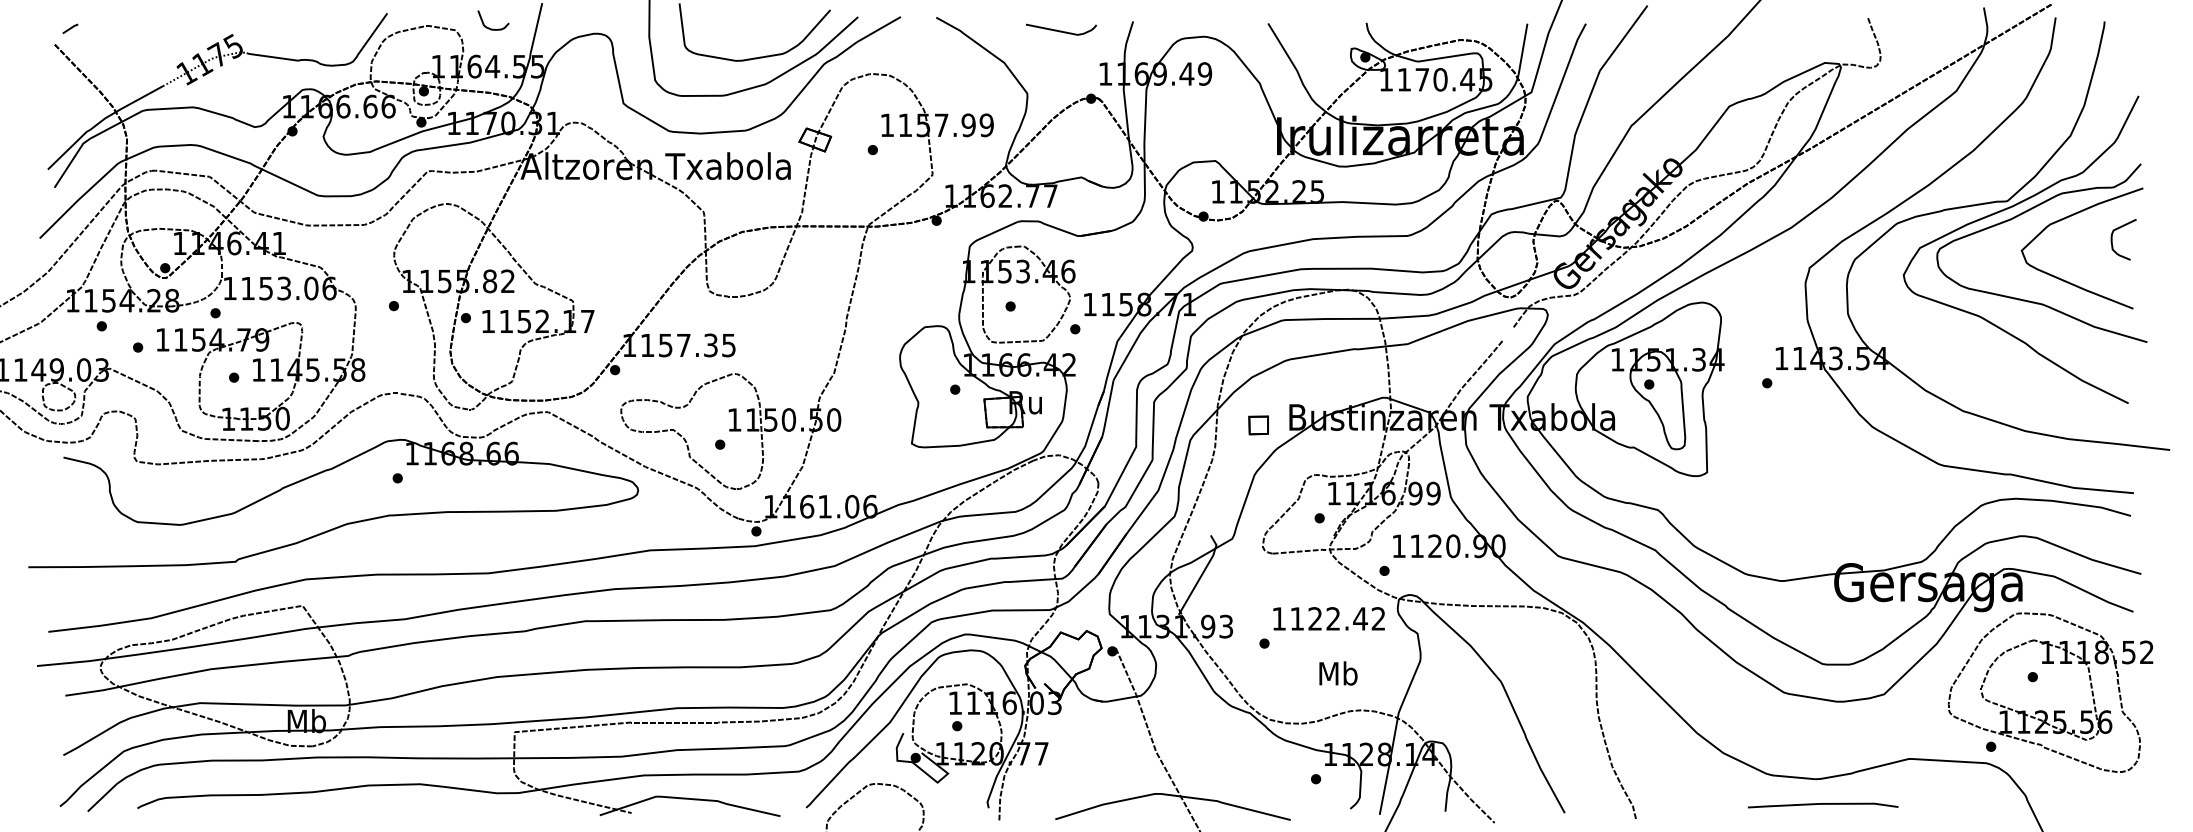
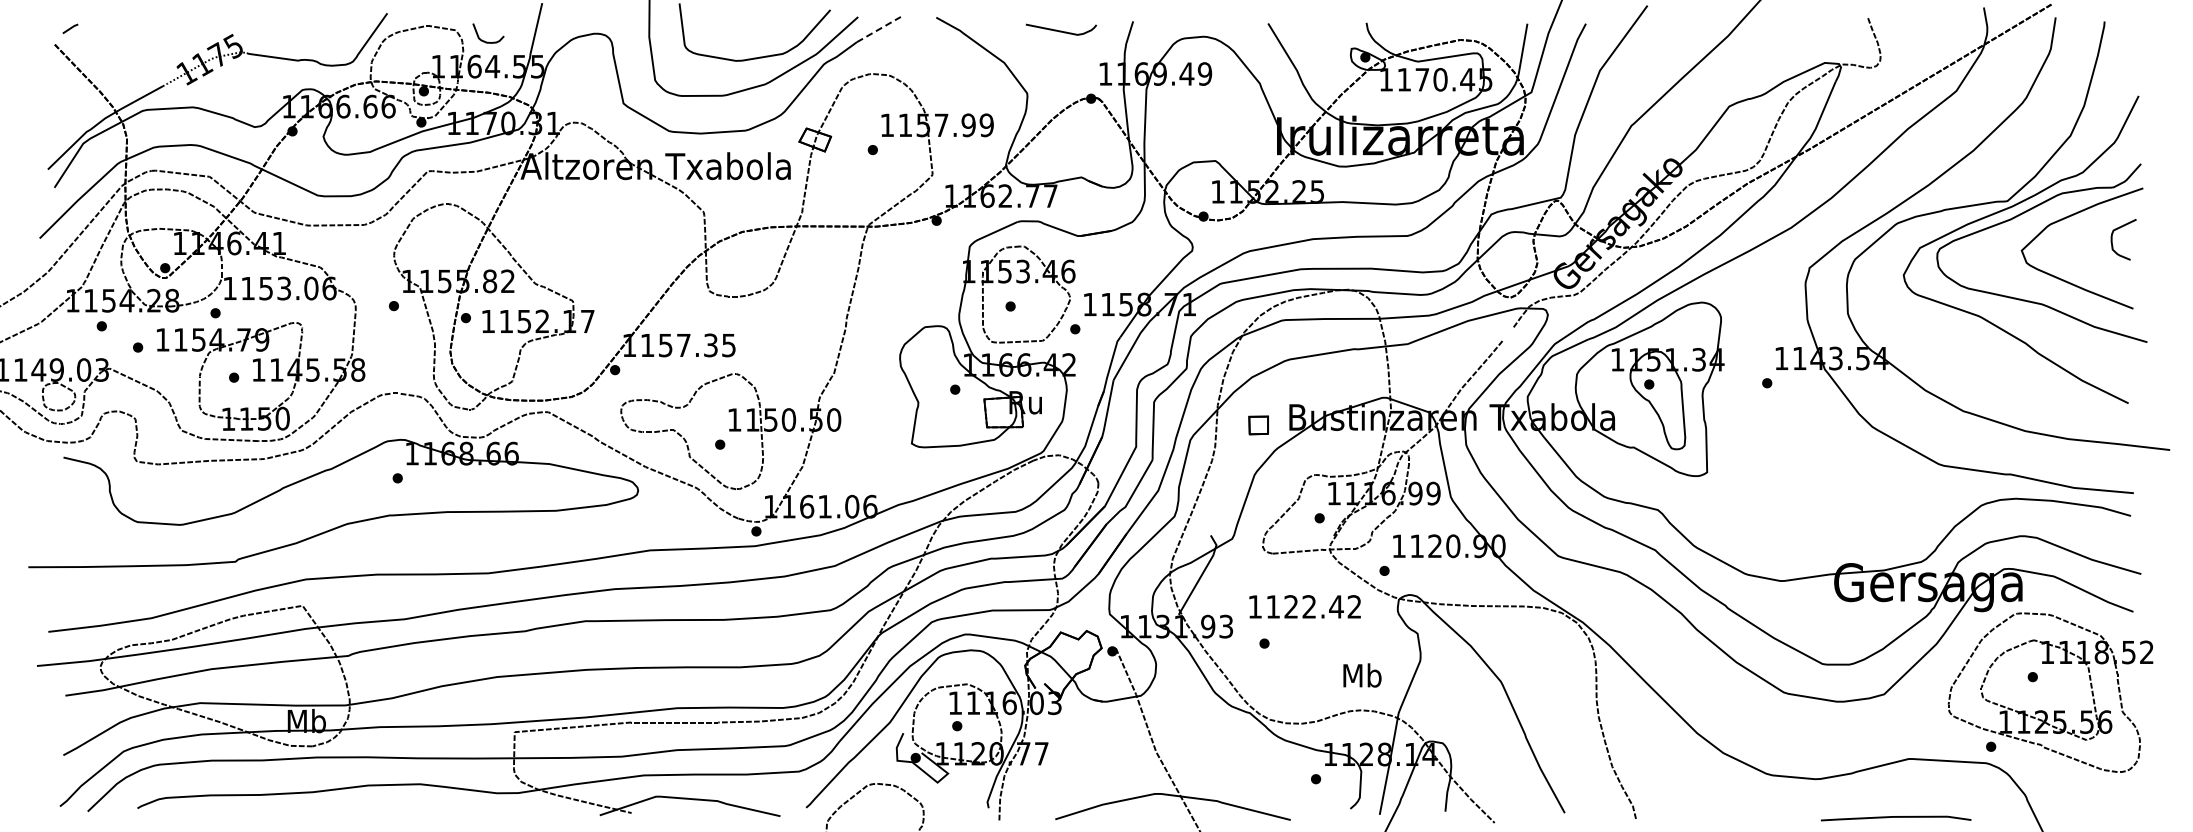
curve position: (493, 28) -> (488, 41) (488, 41)
line: solid -> dashed (879, 29)
text position: (1328, 618) -> (1304, 606) (1304, 606)
text position: (1338, 673) -> (1362, 675) (1362, 675)
line position: (1822, 804) -> (1895, 817) (1895, 817)
